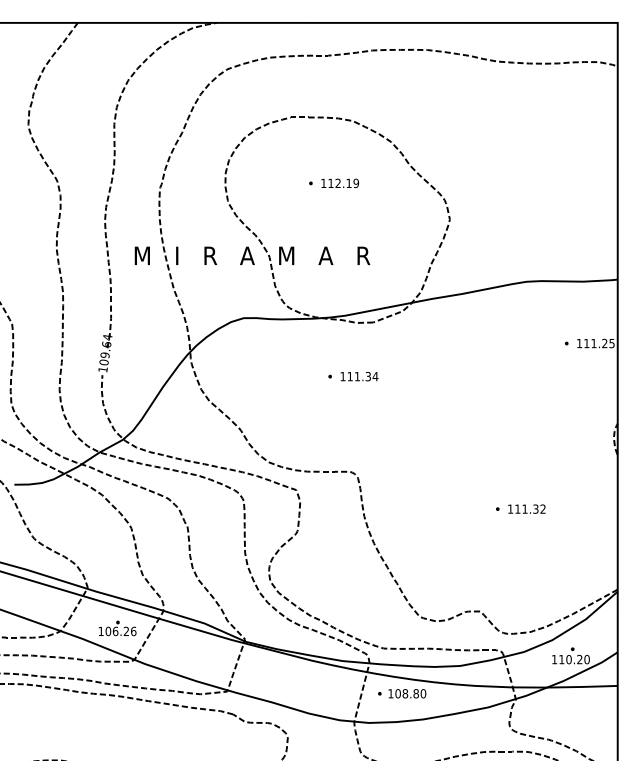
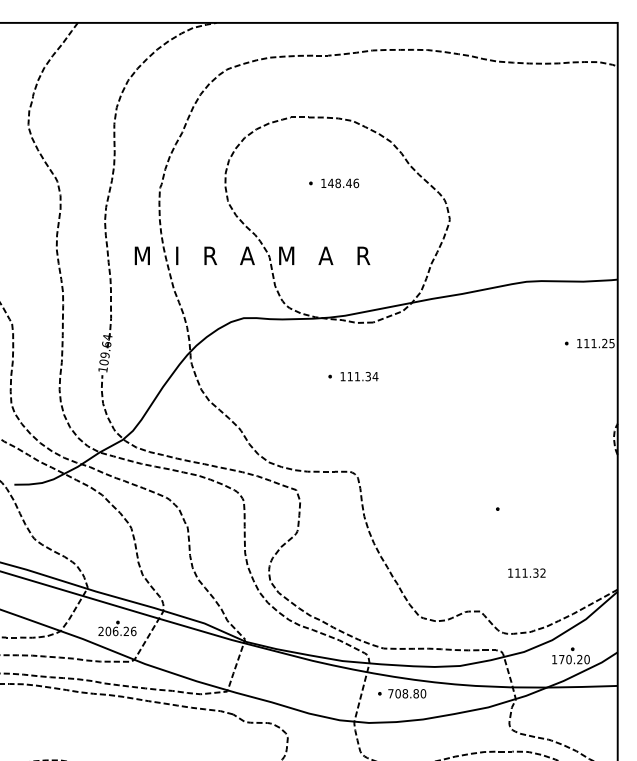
text: 112.19 -> 148.46 (343, 183)
text position: (526, 508) -> (526, 572) (526, 572)
text: 106.26 -> 206.26 (100, 630)
text: 110.20 -> 170.20 (561, 659)
text: 108.80 -> 708.80 (390, 693)
